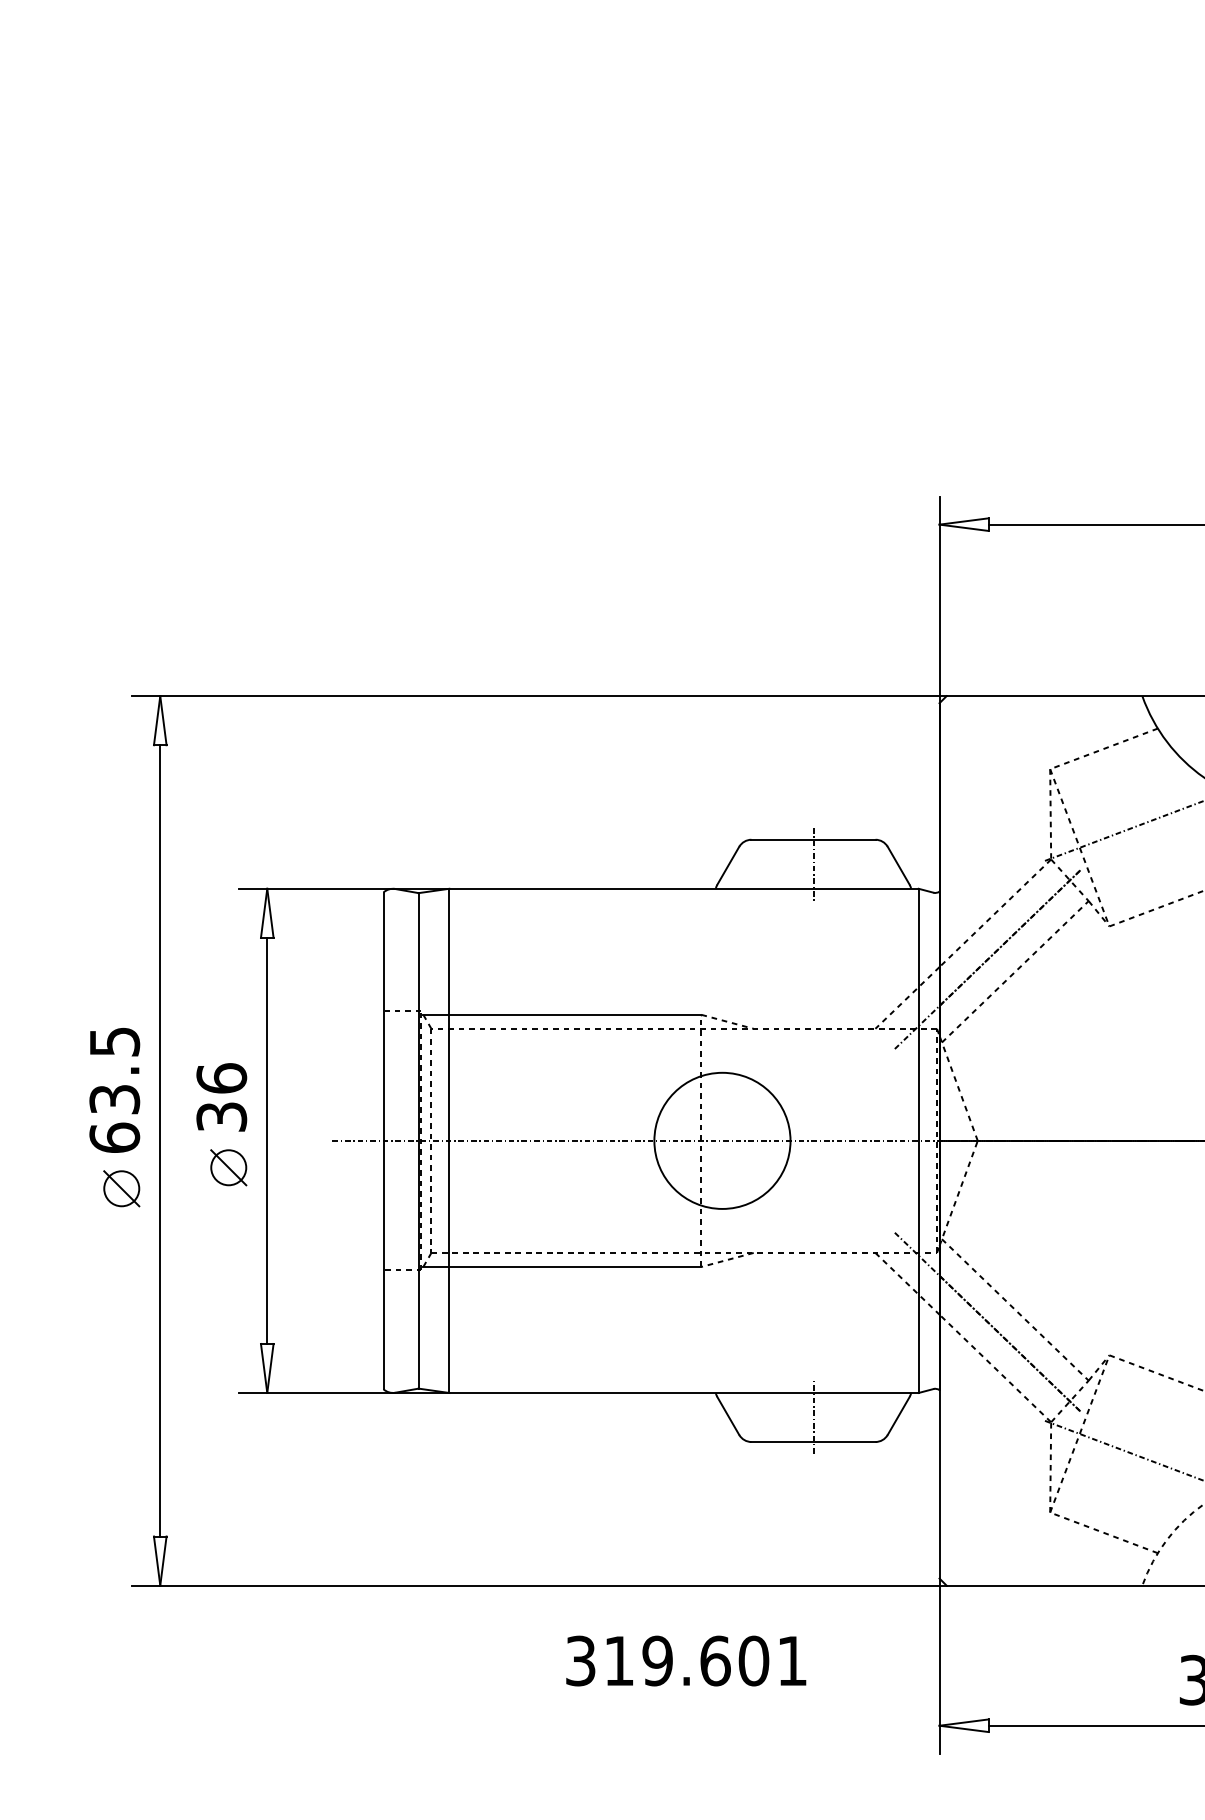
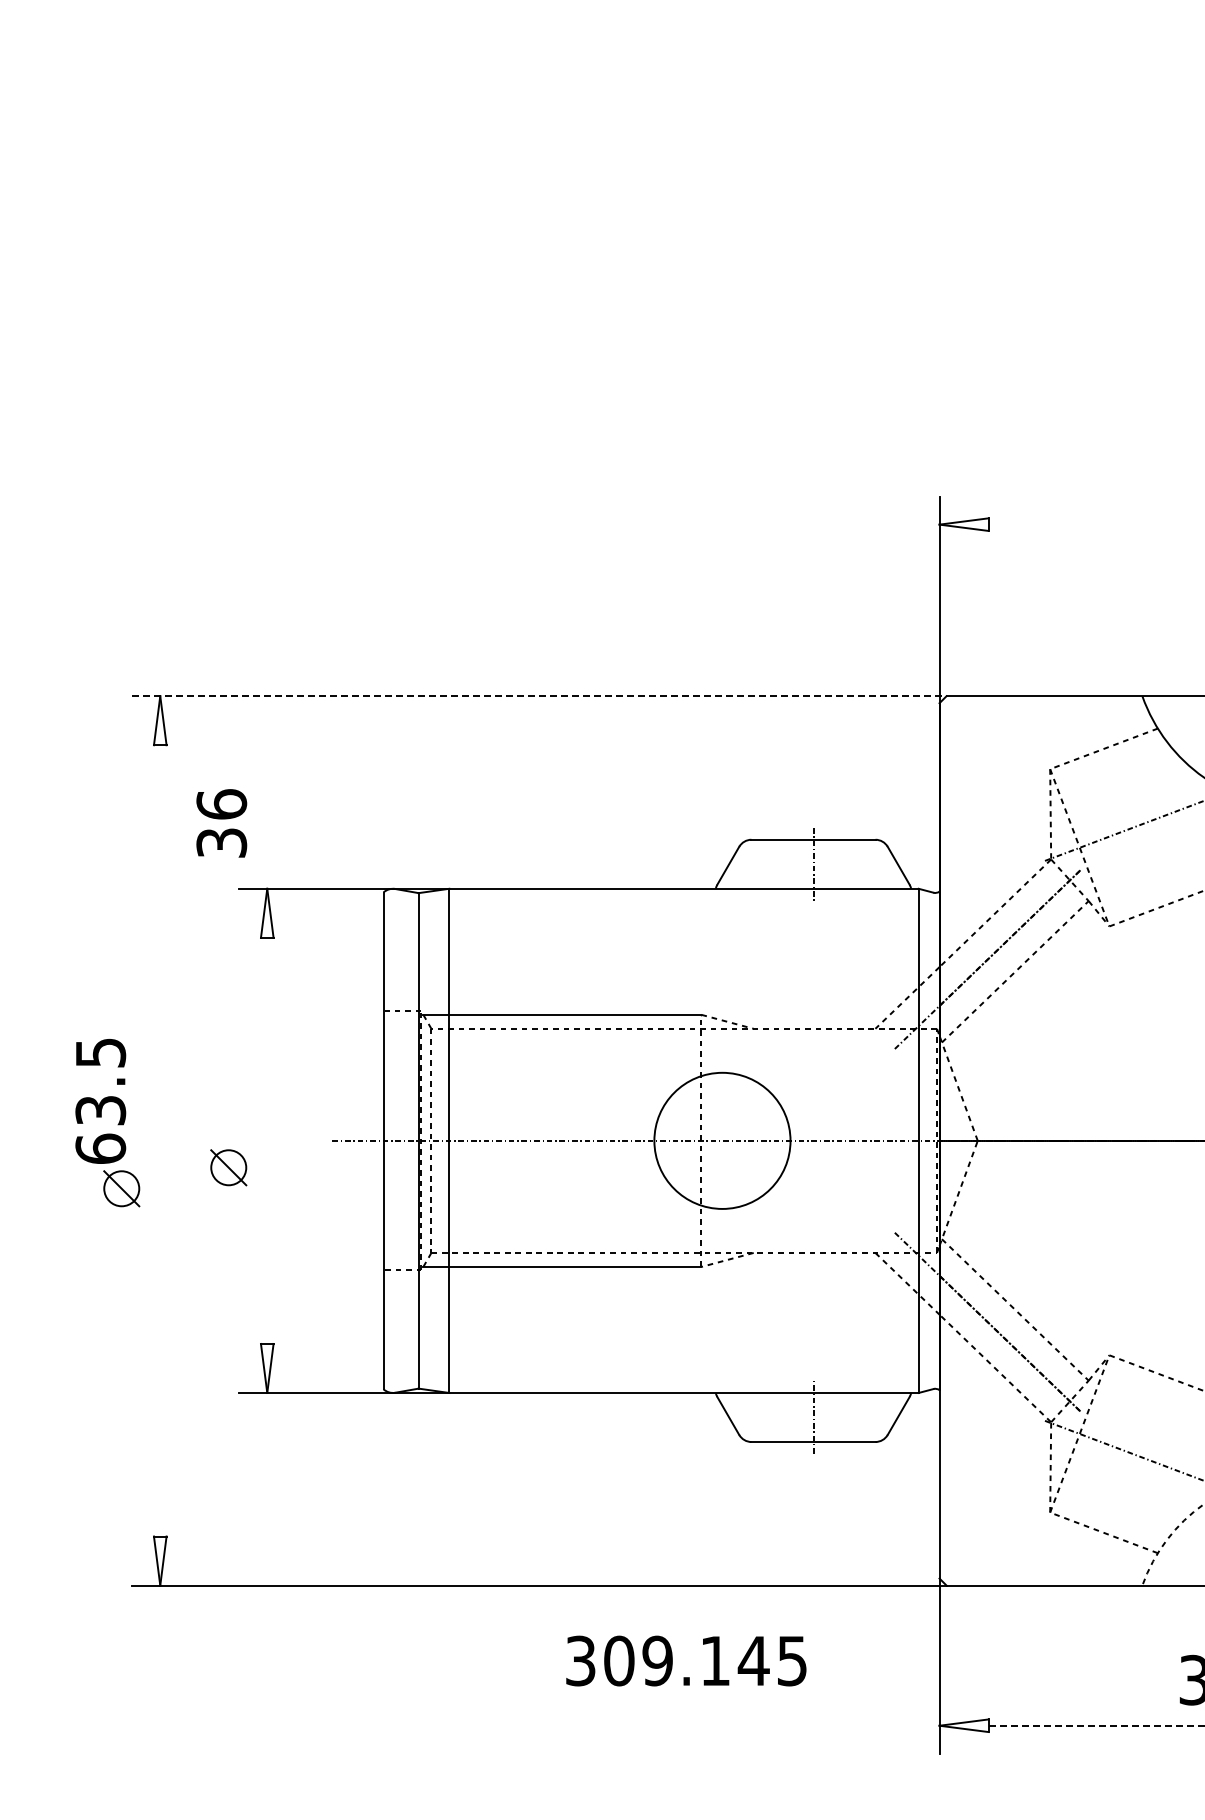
line: present -> none (1094, 524)
line: solid -> dashed (539, 696)
text position: (114, 1090) -> (100, 1101) (100, 1101)
text position: (221, 1097) -> (221, 823) (221, 823)
line: present -> none (160, 1140)
line: present -> none (267, 1140)
text: 319.601 -> 309.145 (705, 1660)
line: solid -> dashed (1096, 1725)
